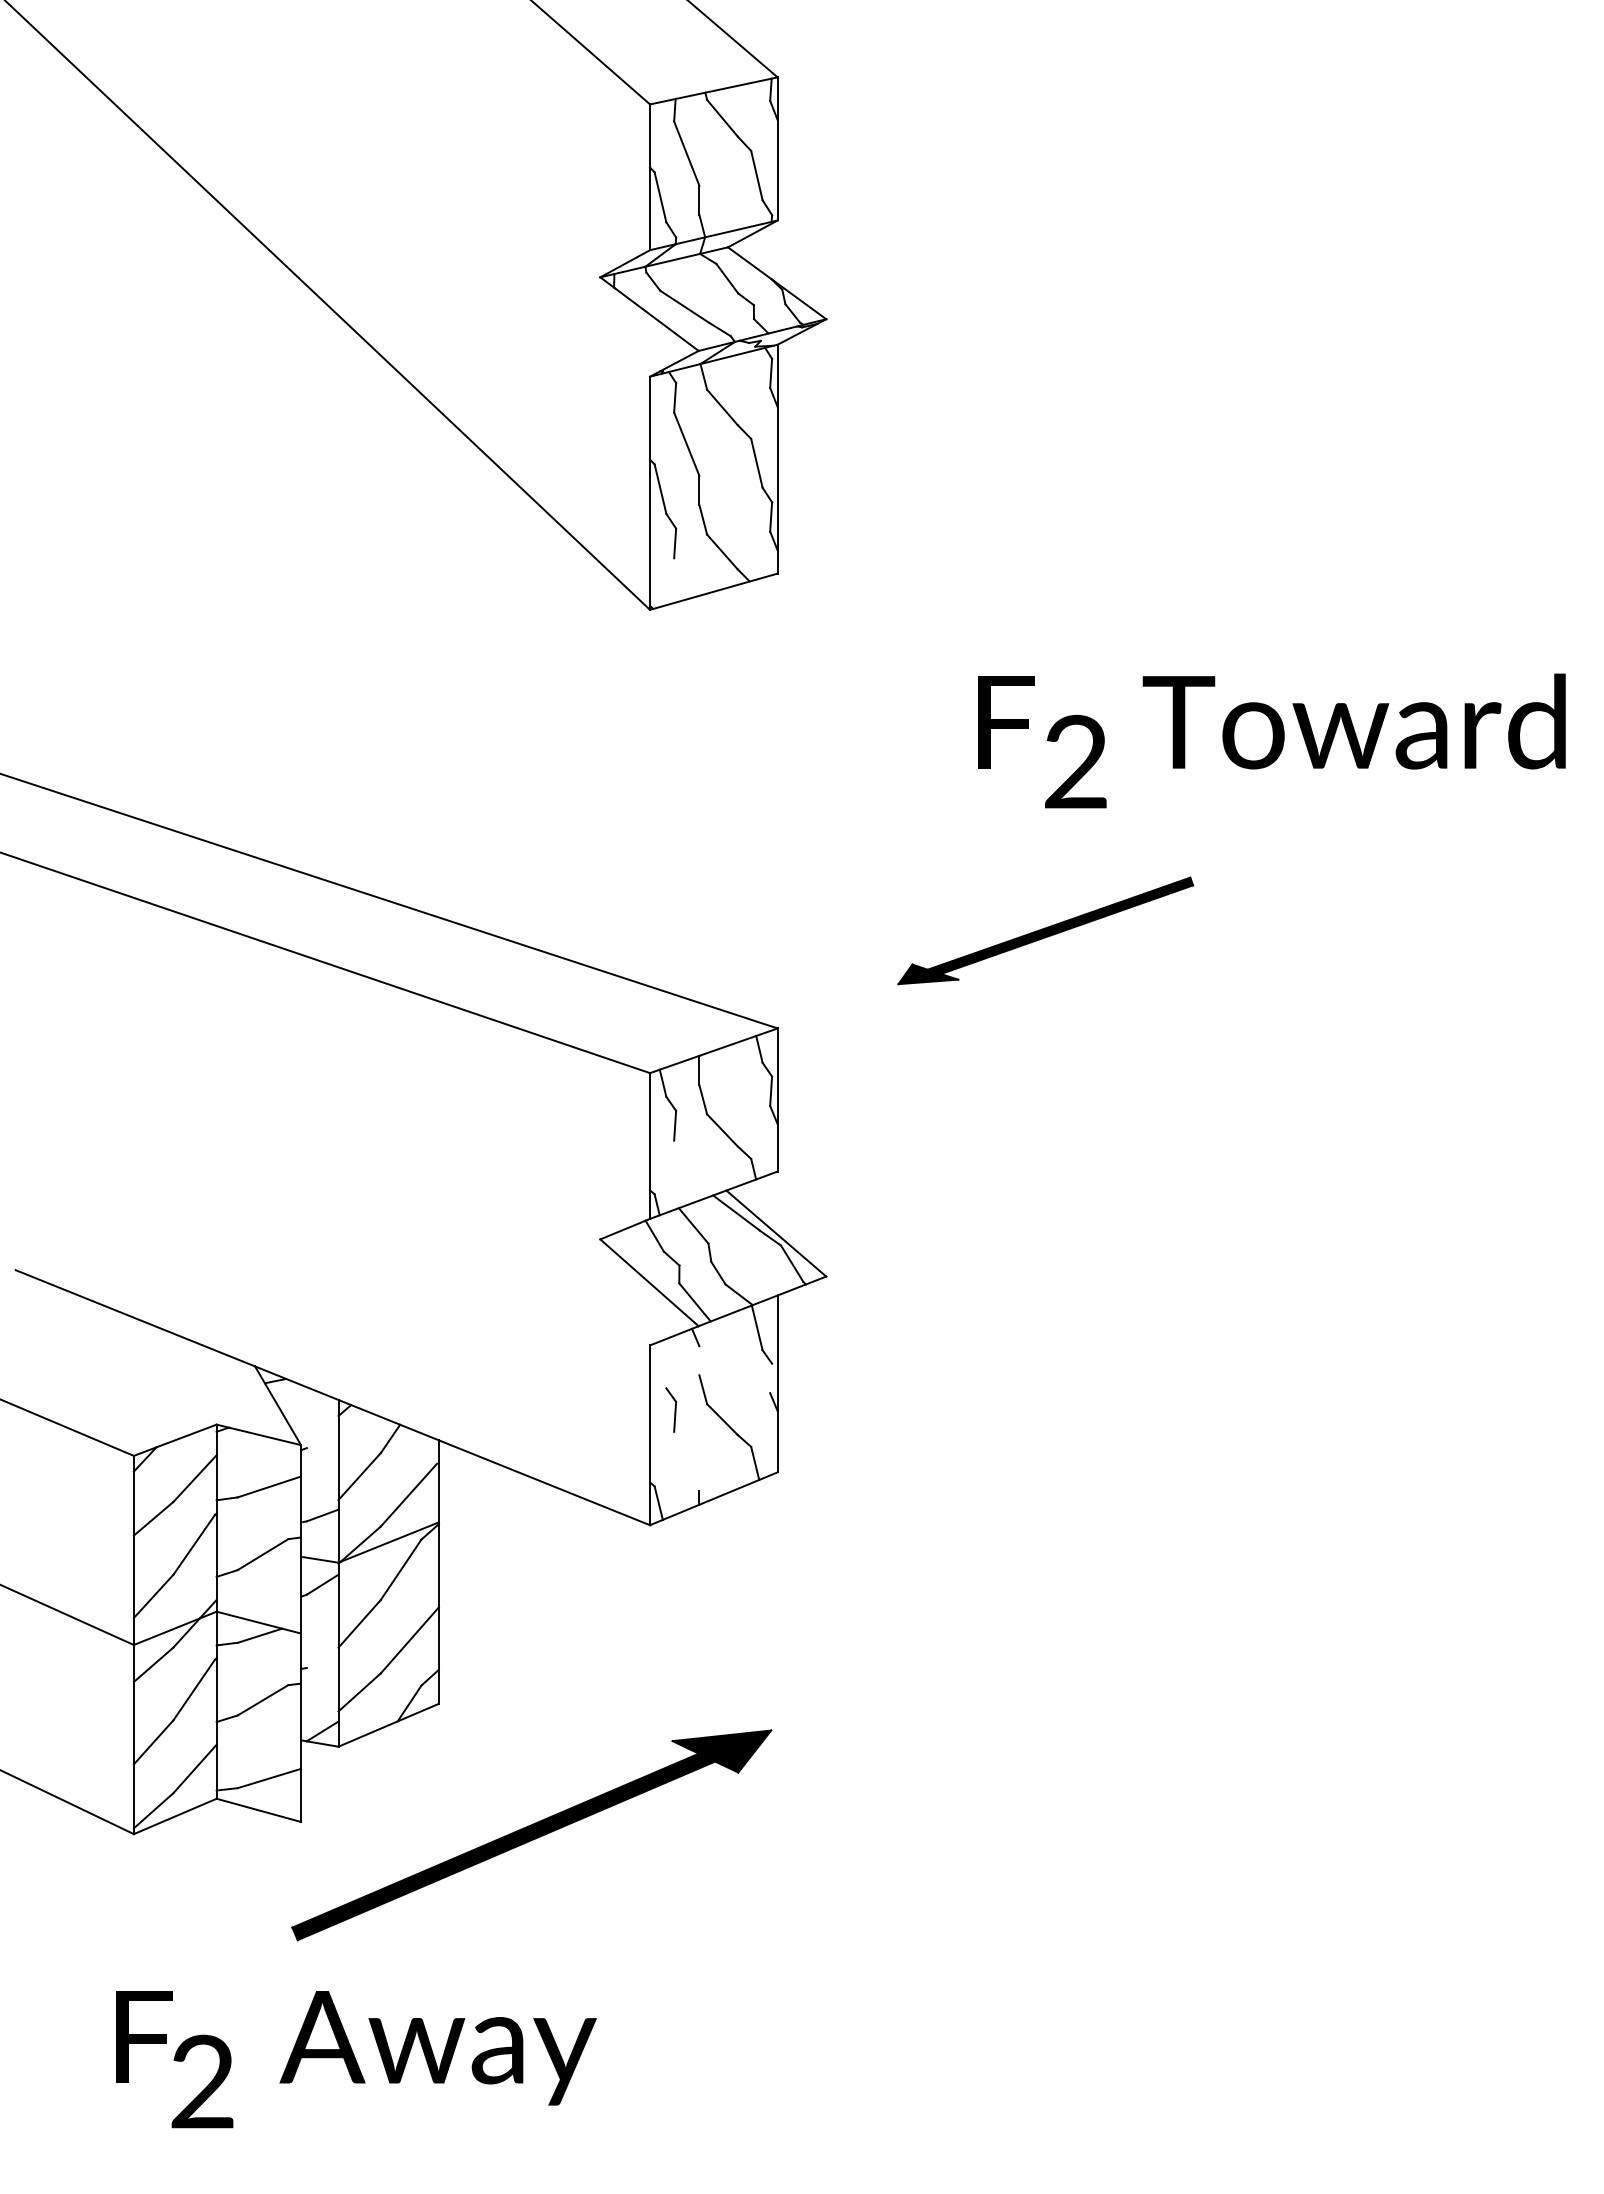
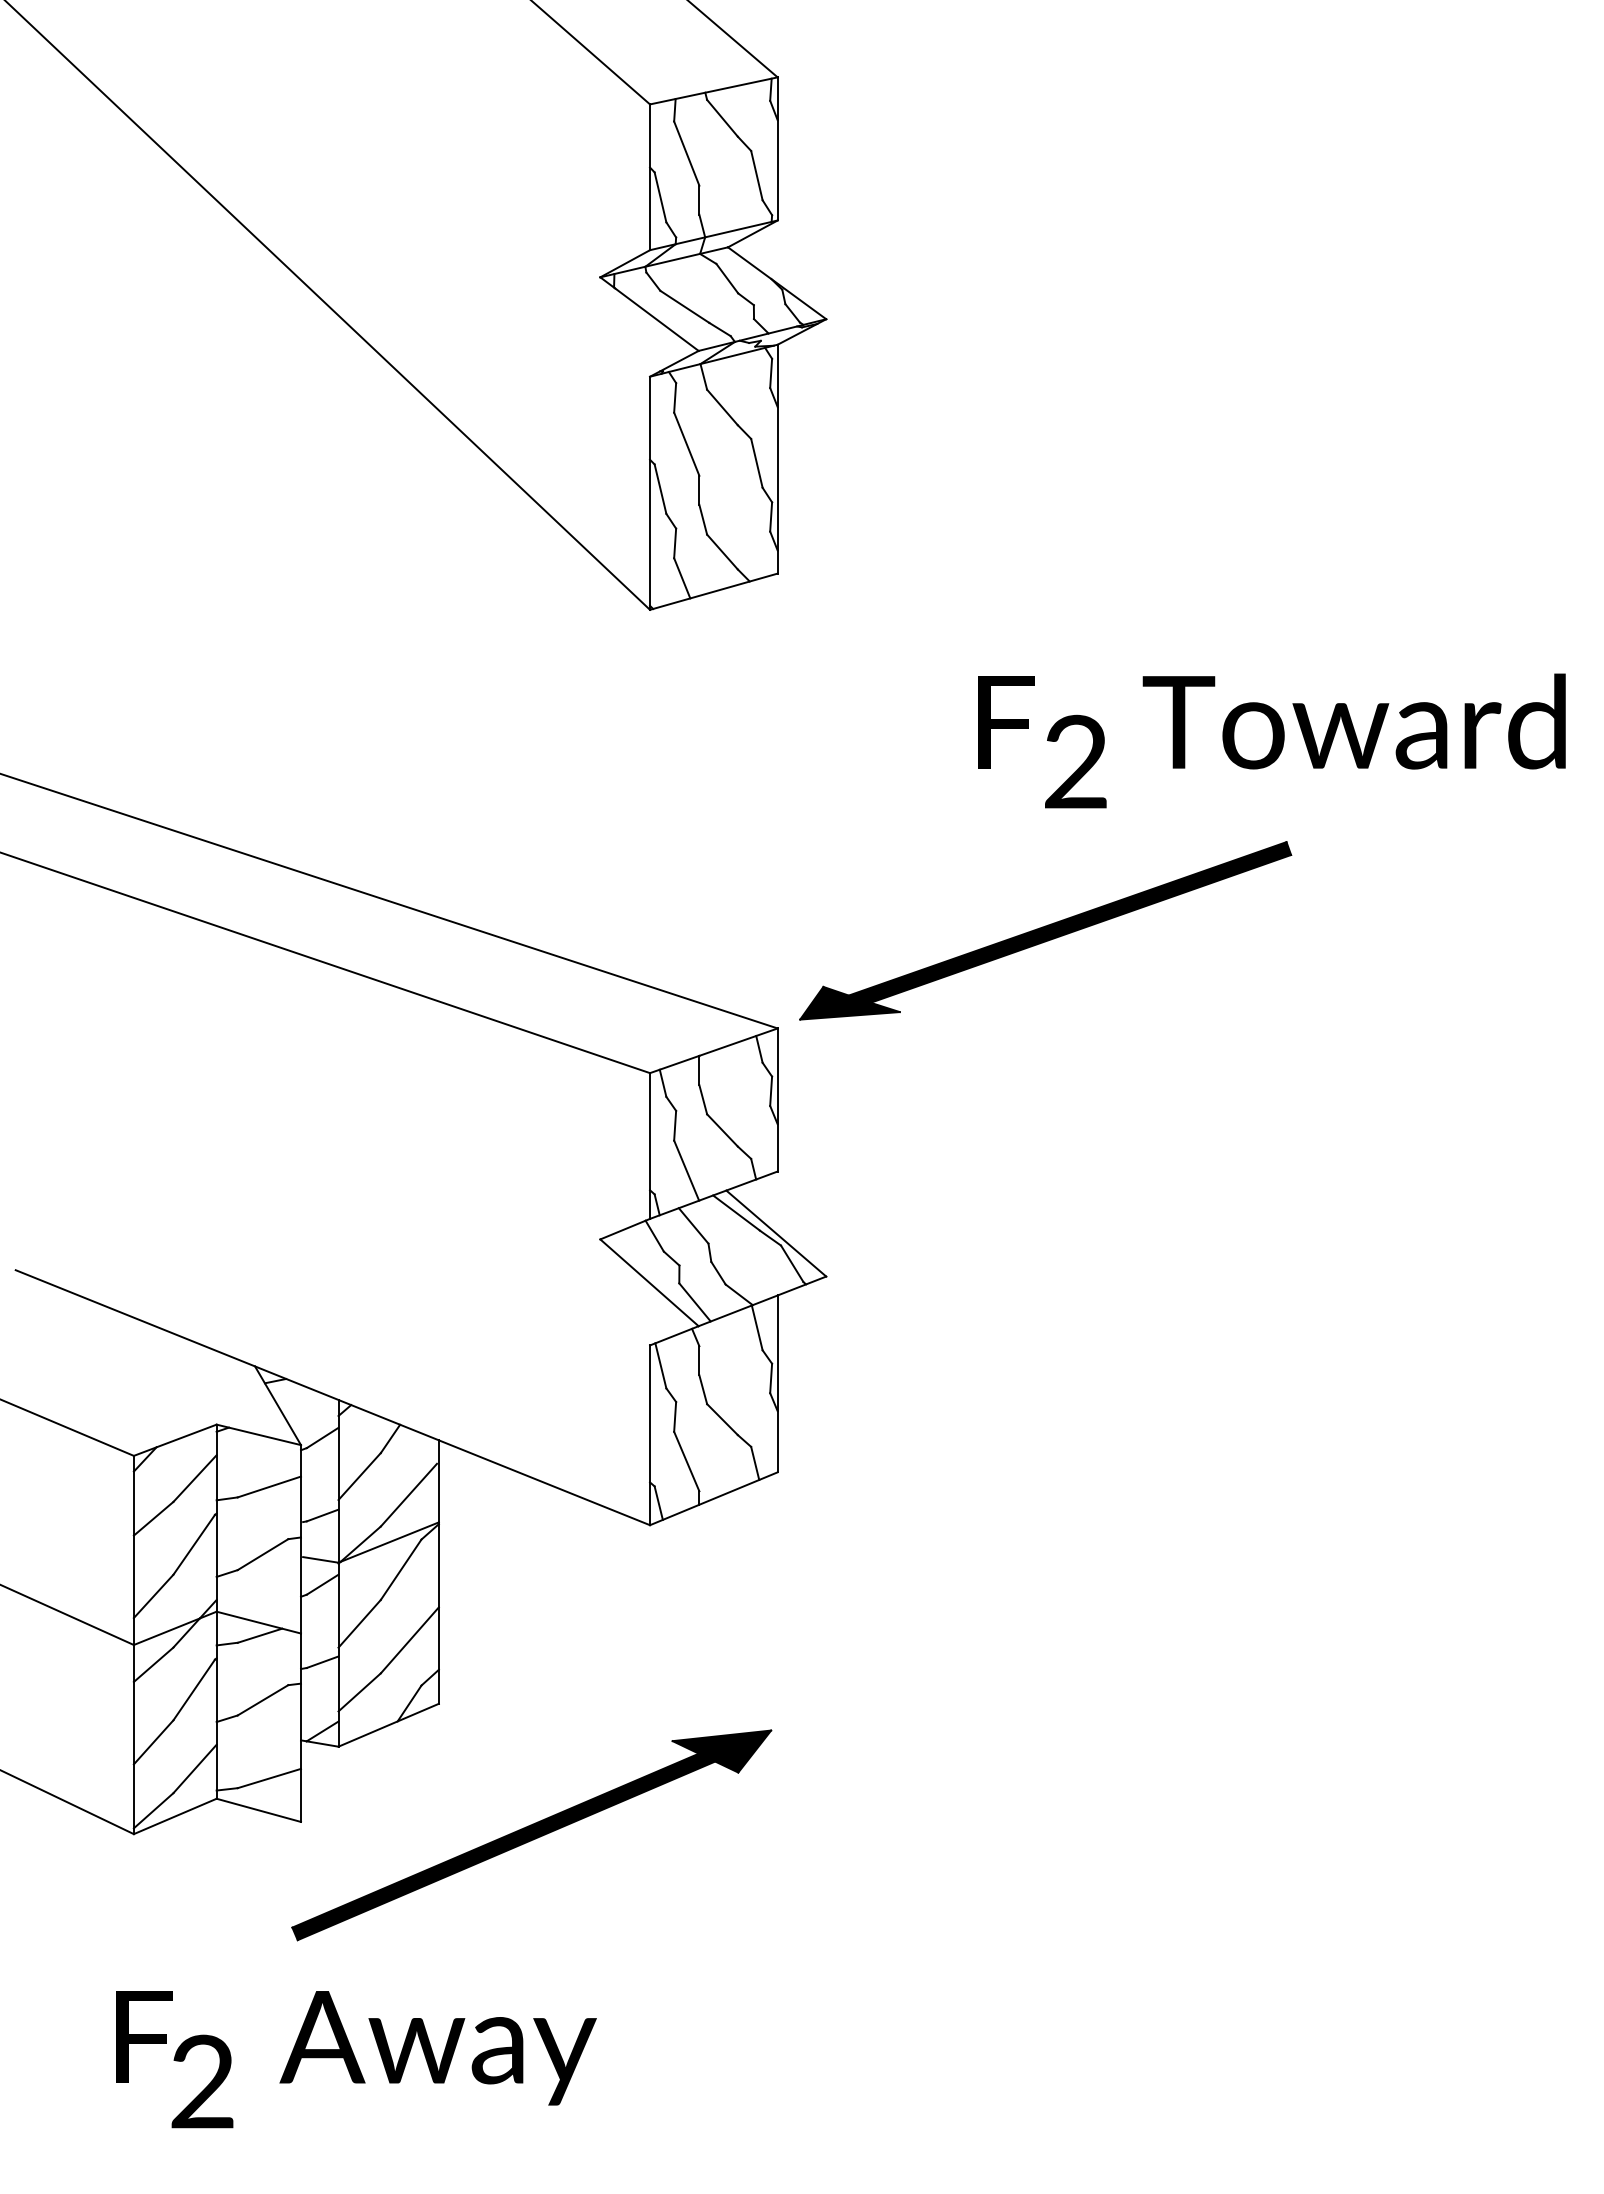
line: none -> present (682, 578)
part size: 298x110 px -> 494x180 px (1045, 930)
line: none -> present (686, 1170)
line: none -> present (699, 1360)
line: none -> present (660, 1365)
line: none -> present (771, 1378)
line: none -> present (322, 1437)
line: none -> present (686, 1461)
line: none -> present (322, 1661)
